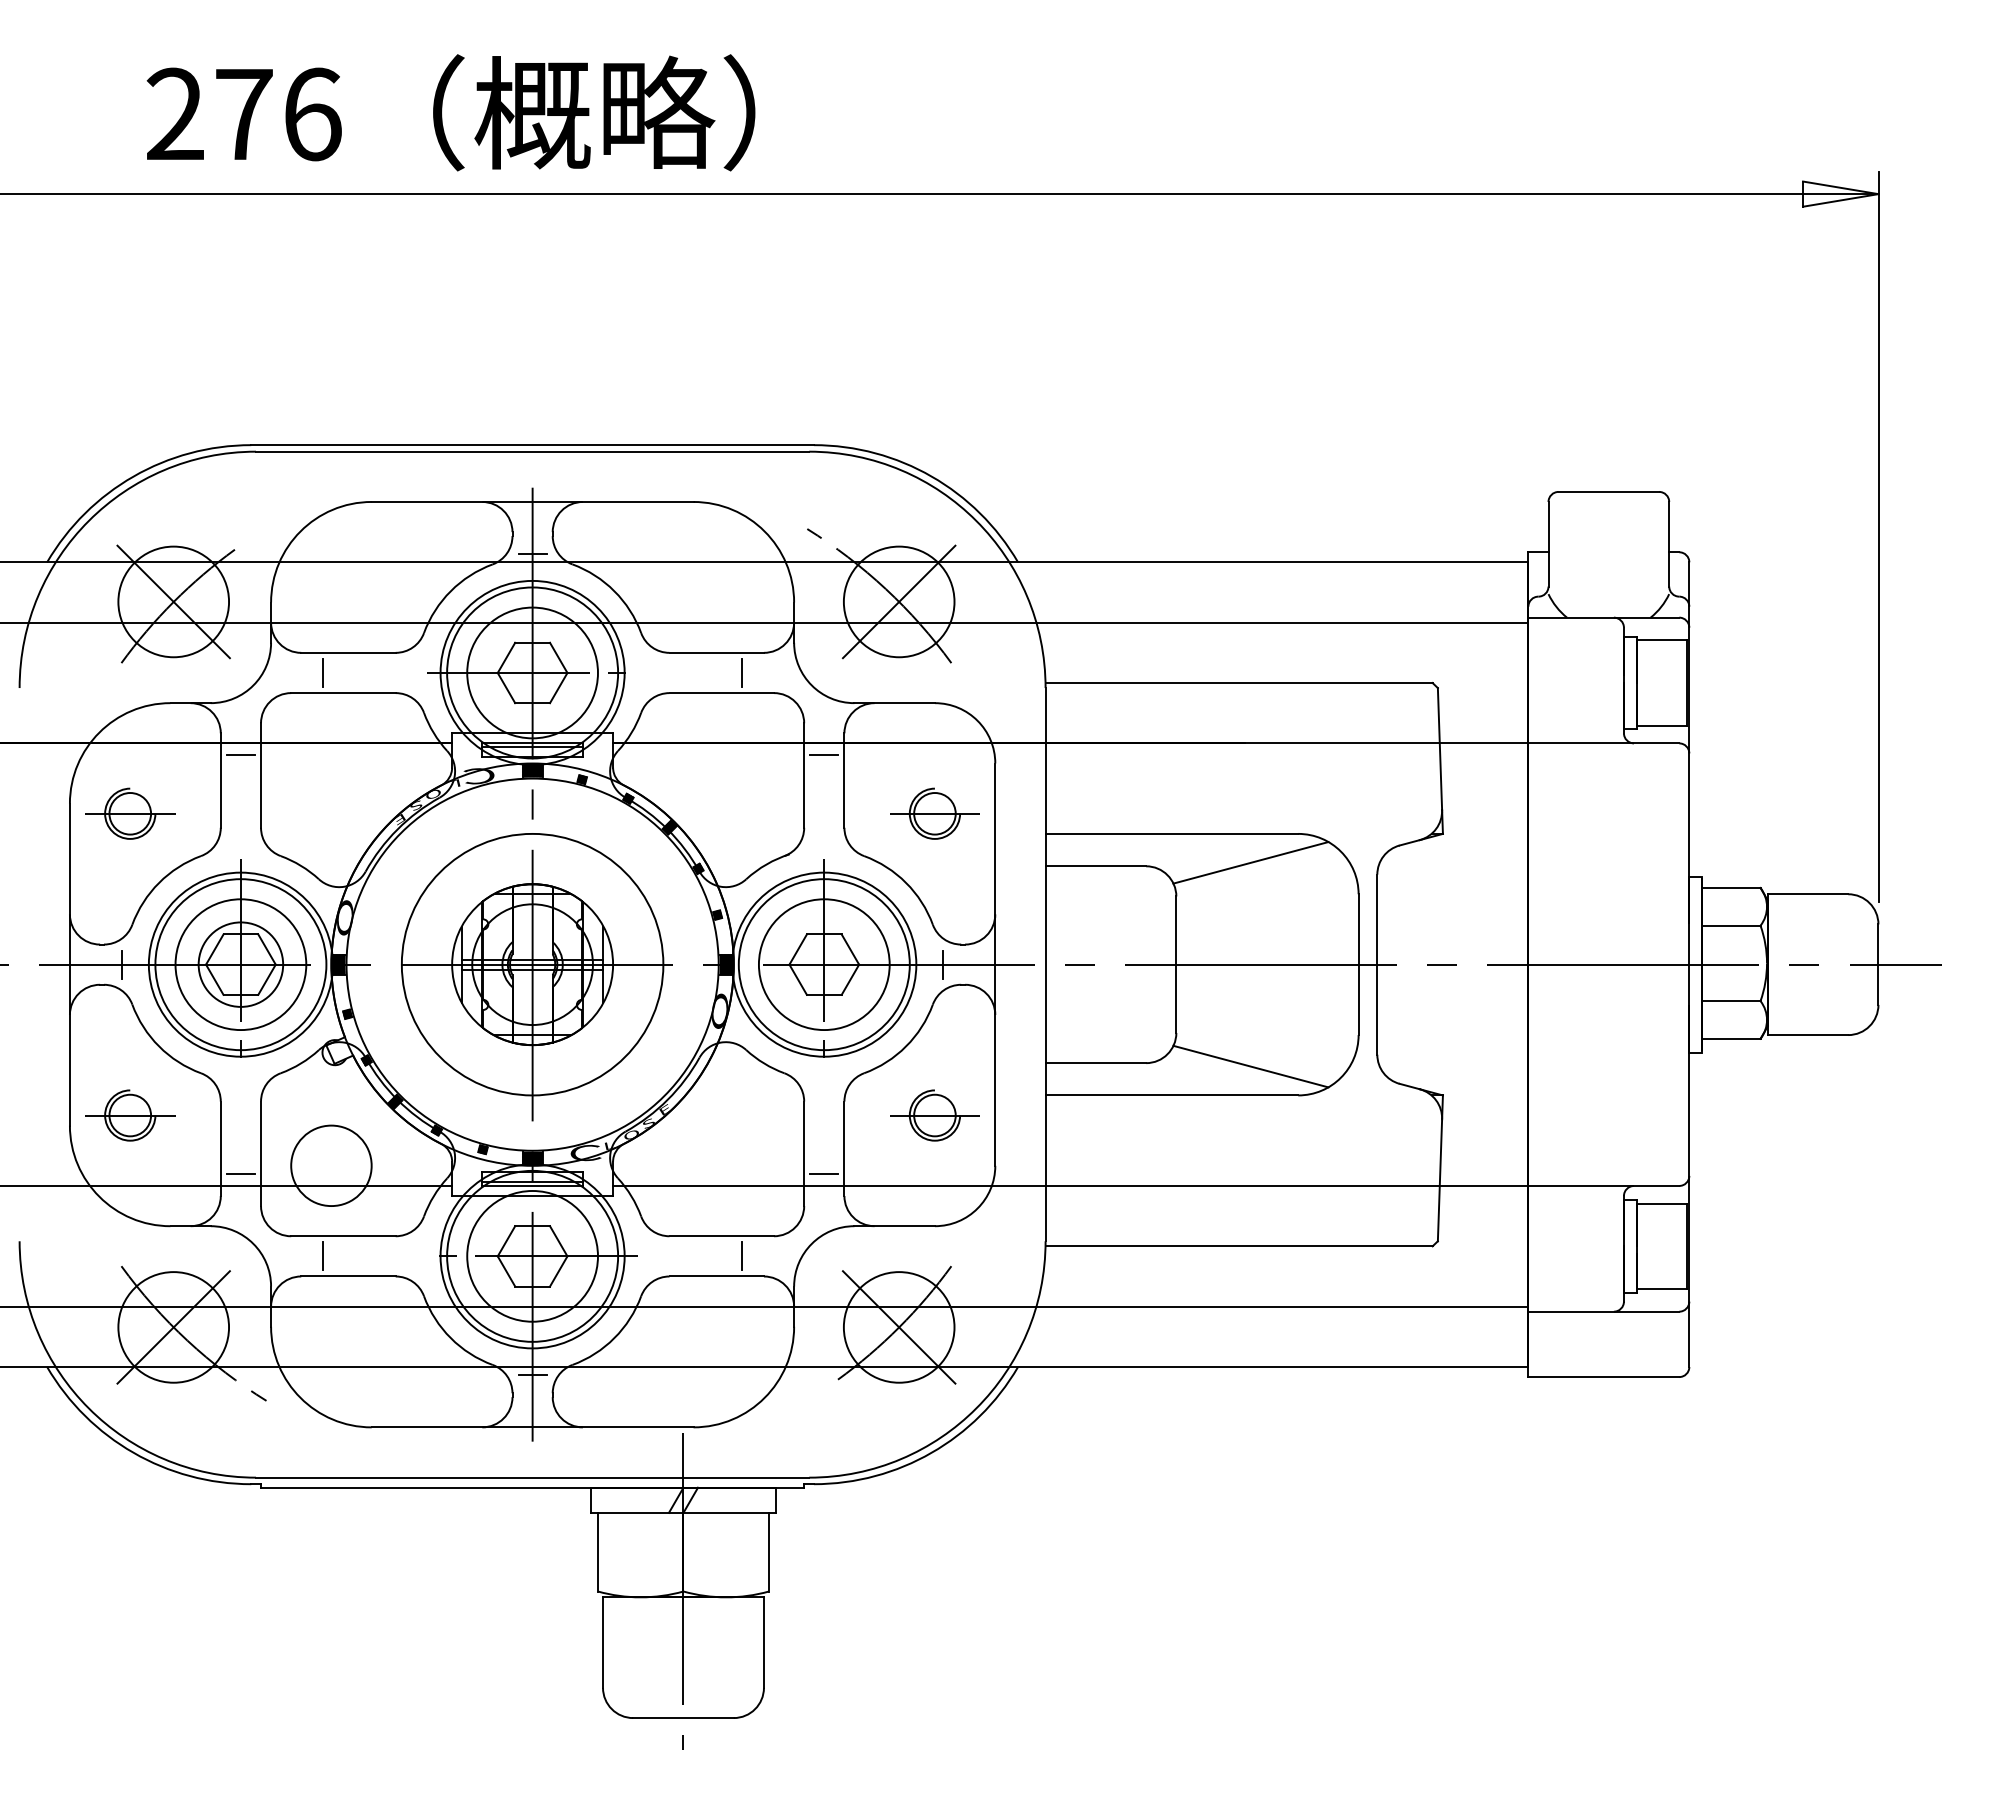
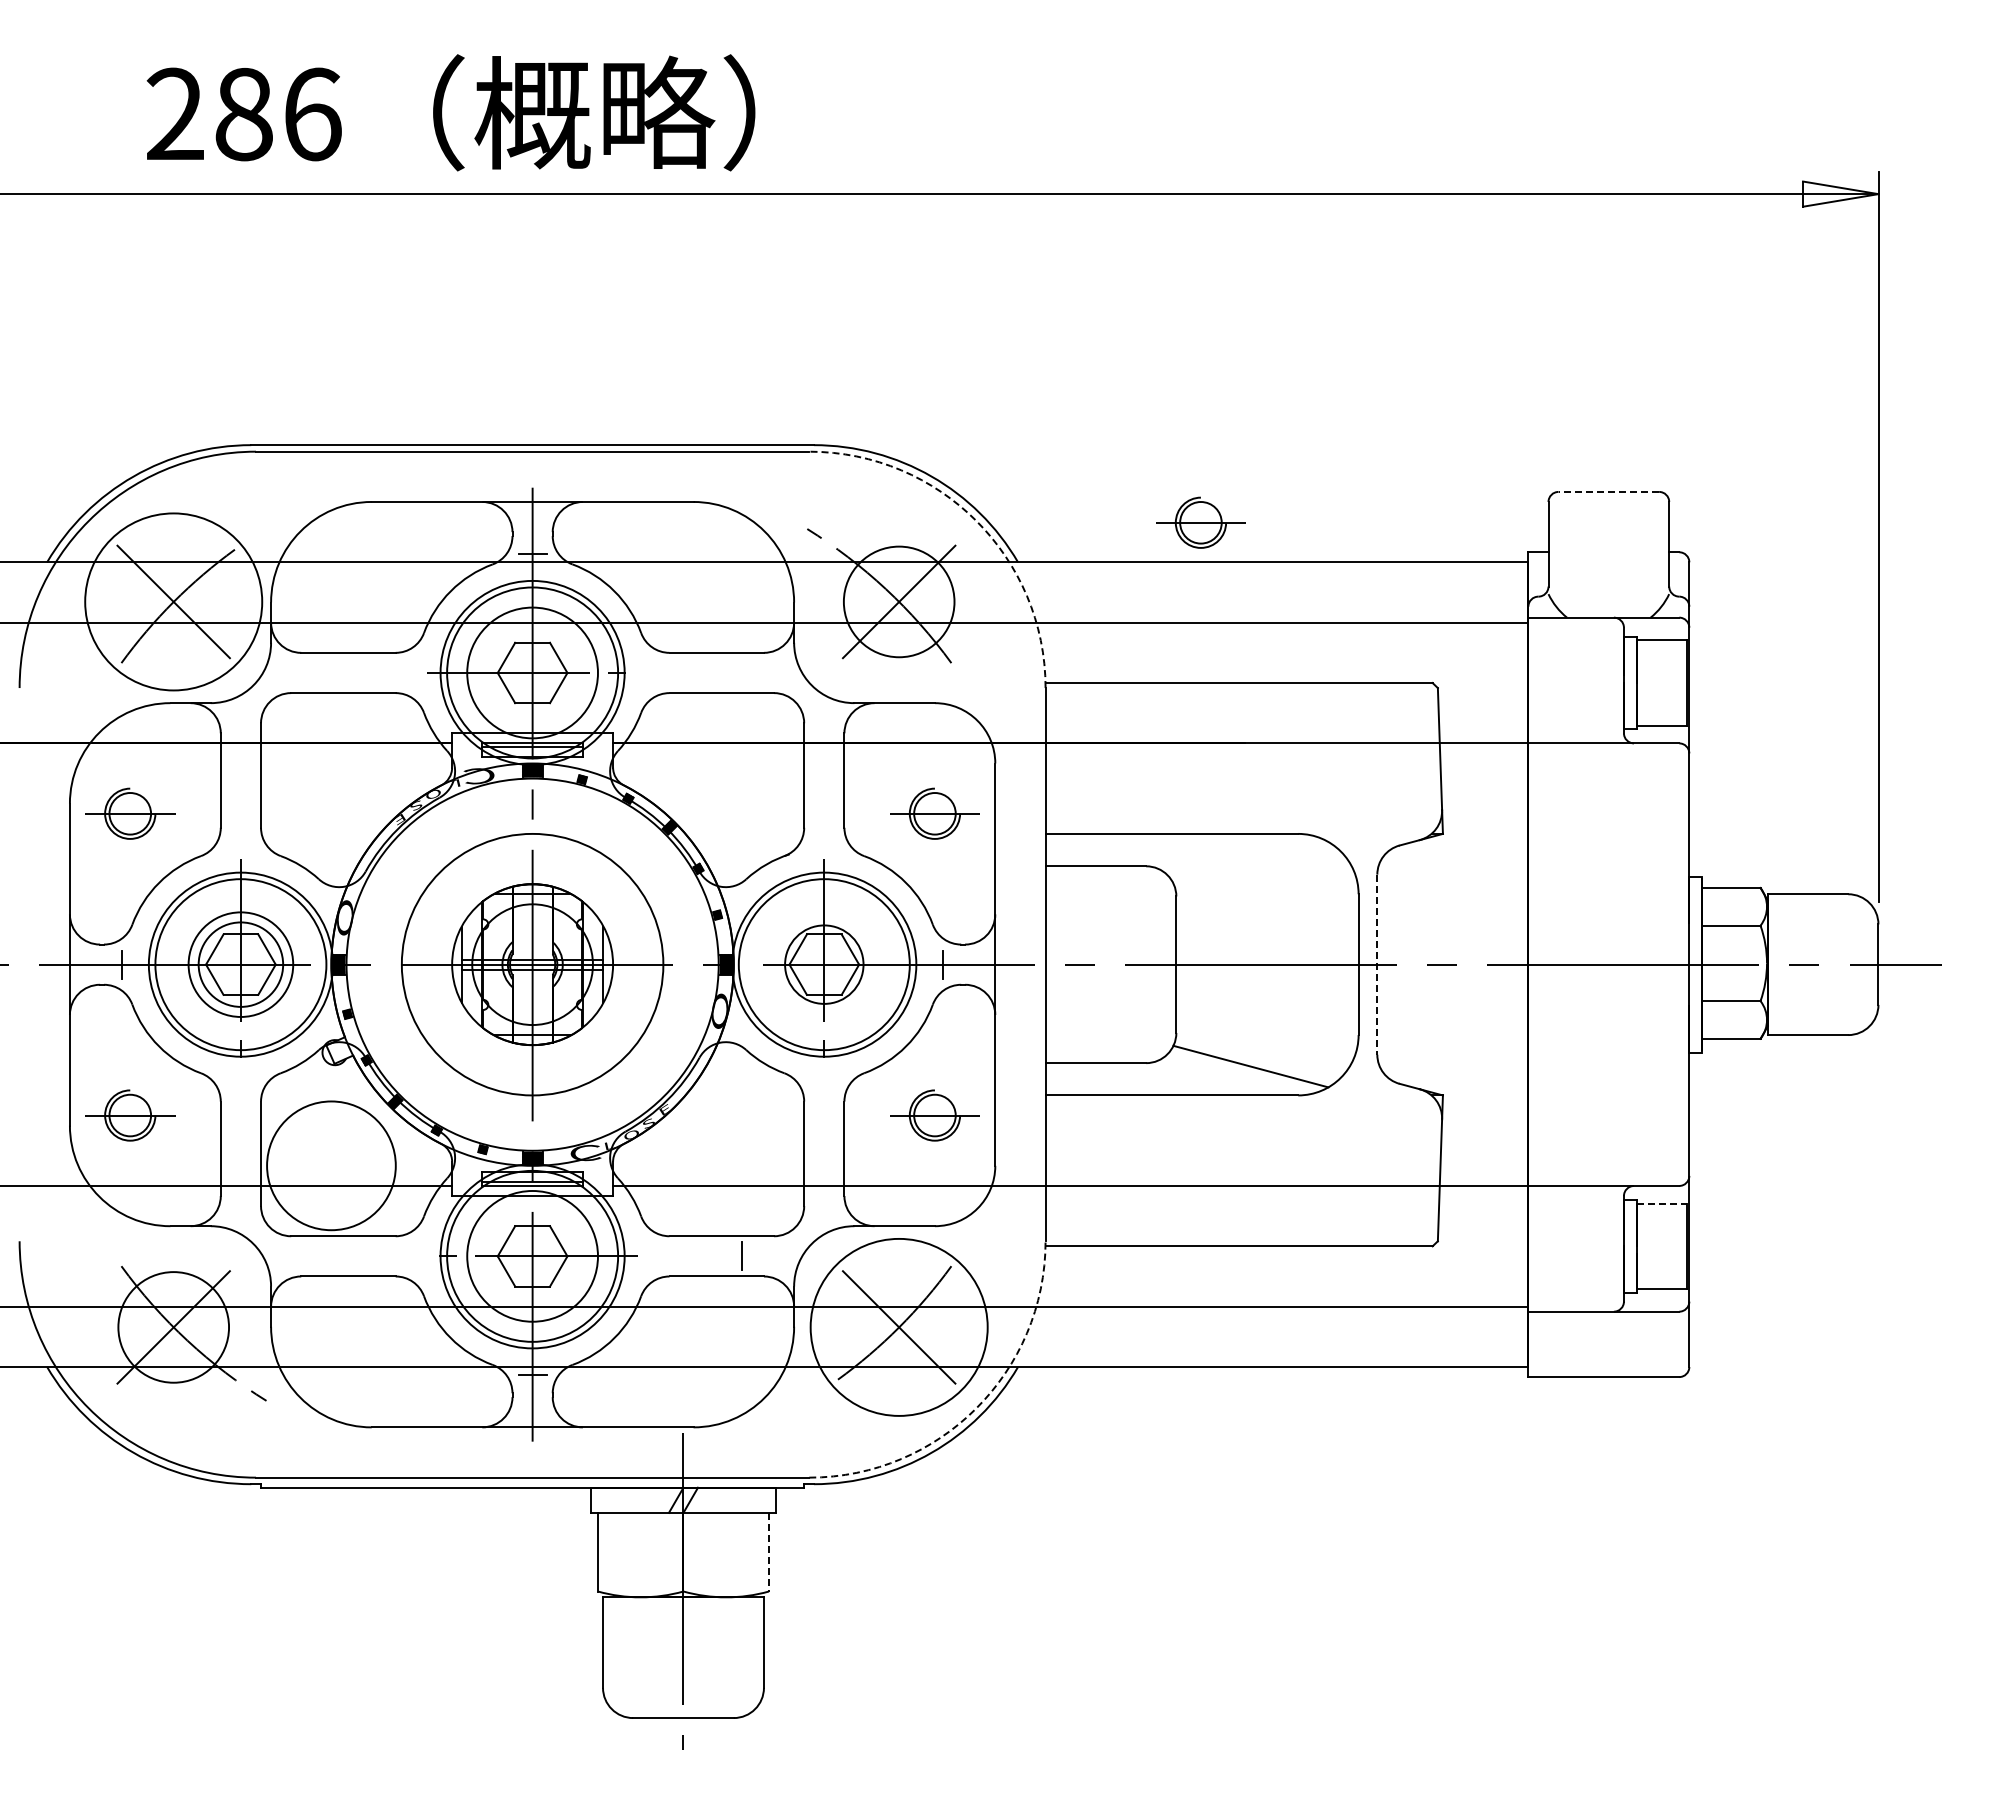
text: 276 -> 286 (243, 114)
line: solid -> dashed (1608, 491)
arc: solid -> dashed (976, 520)
part: none -> present (1200, 522)
circle diameter: 111 px -> 177 px (173, 601)
line: present -> none (323, 672)
line: present -> none (741, 672)
line: present -> none (240, 755)
line: present -> none (824, 755)
line: present -> none (1250, 862)
circle diameter: 131 px -> 105 px (240, 964)
circle diameter: 131 px -> 78 px (824, 964)
line: solid -> dashed (1377, 965)
circle diameter: 80 px -> 129 px (331, 1165)
line: present -> none (240, 1173)
line: present -> none (824, 1173)
line: solid -> dashed (1662, 1203)
line: present -> none (323, 1256)
circle diameter: 111 px -> 177 px (898, 1326)
arc: solid -> dashed (976, 1408)
line: solid -> dashed (768, 1552)
